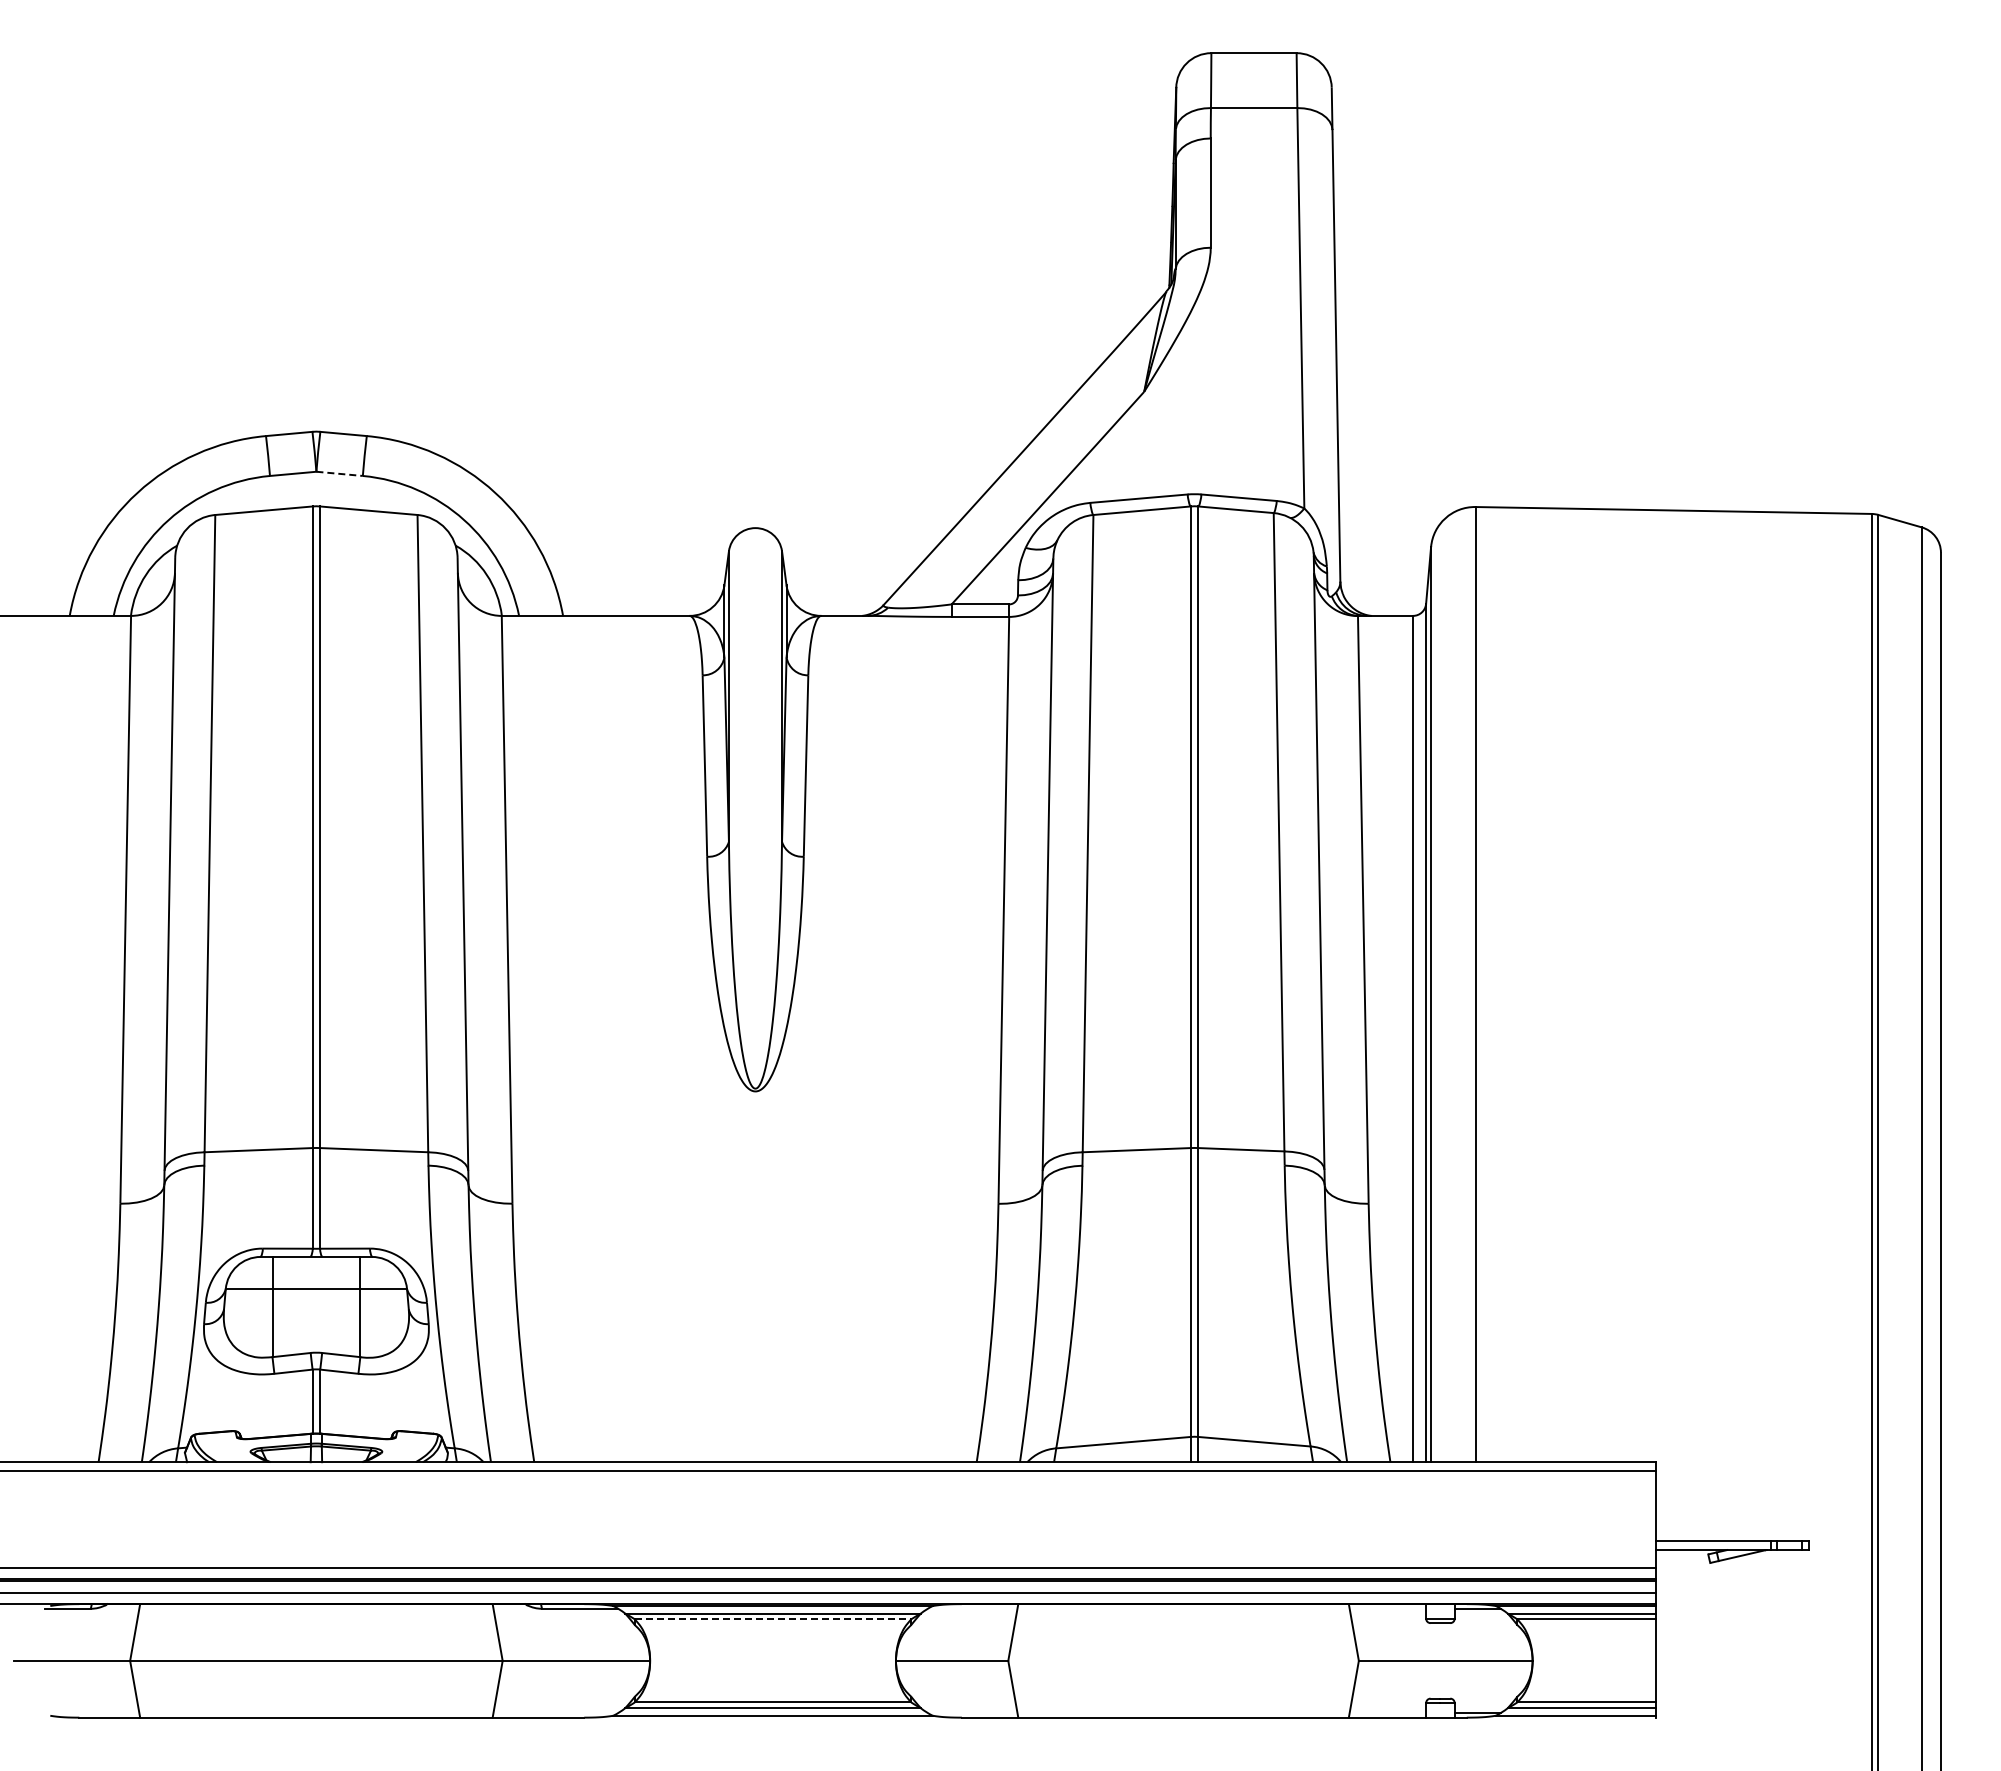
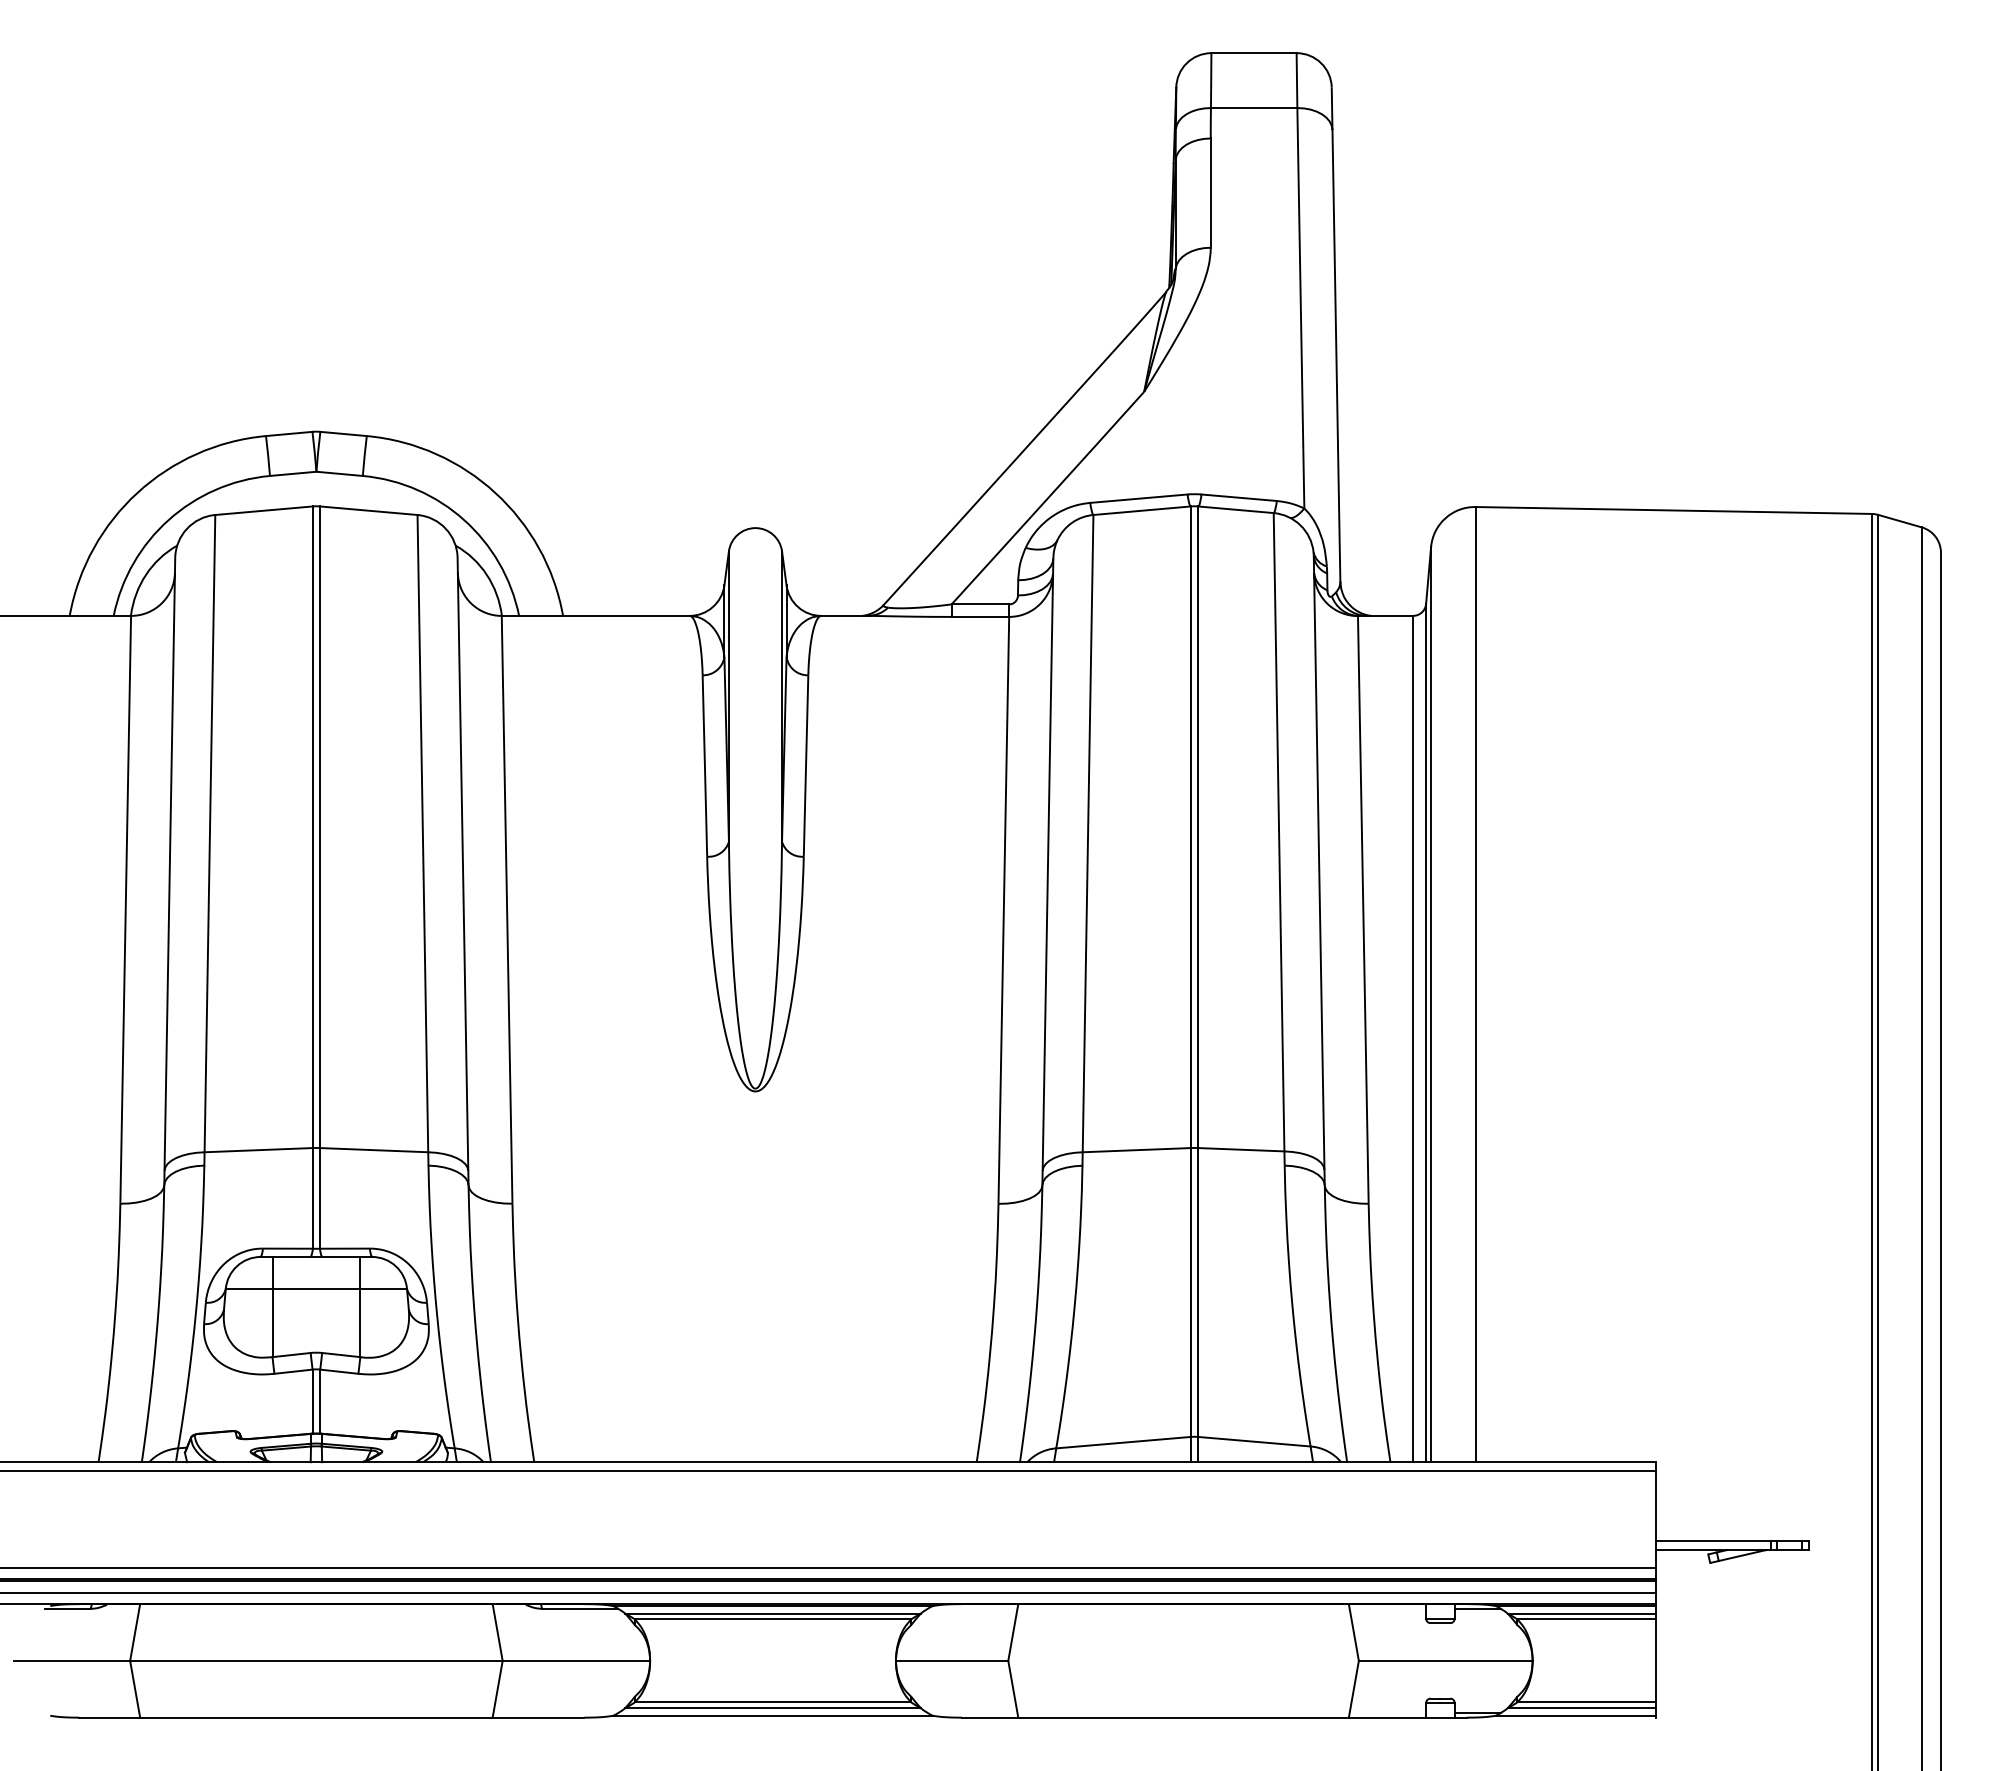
line: dashed -> solid (340, 473)
line: dashed -> solid (773, 1619)
